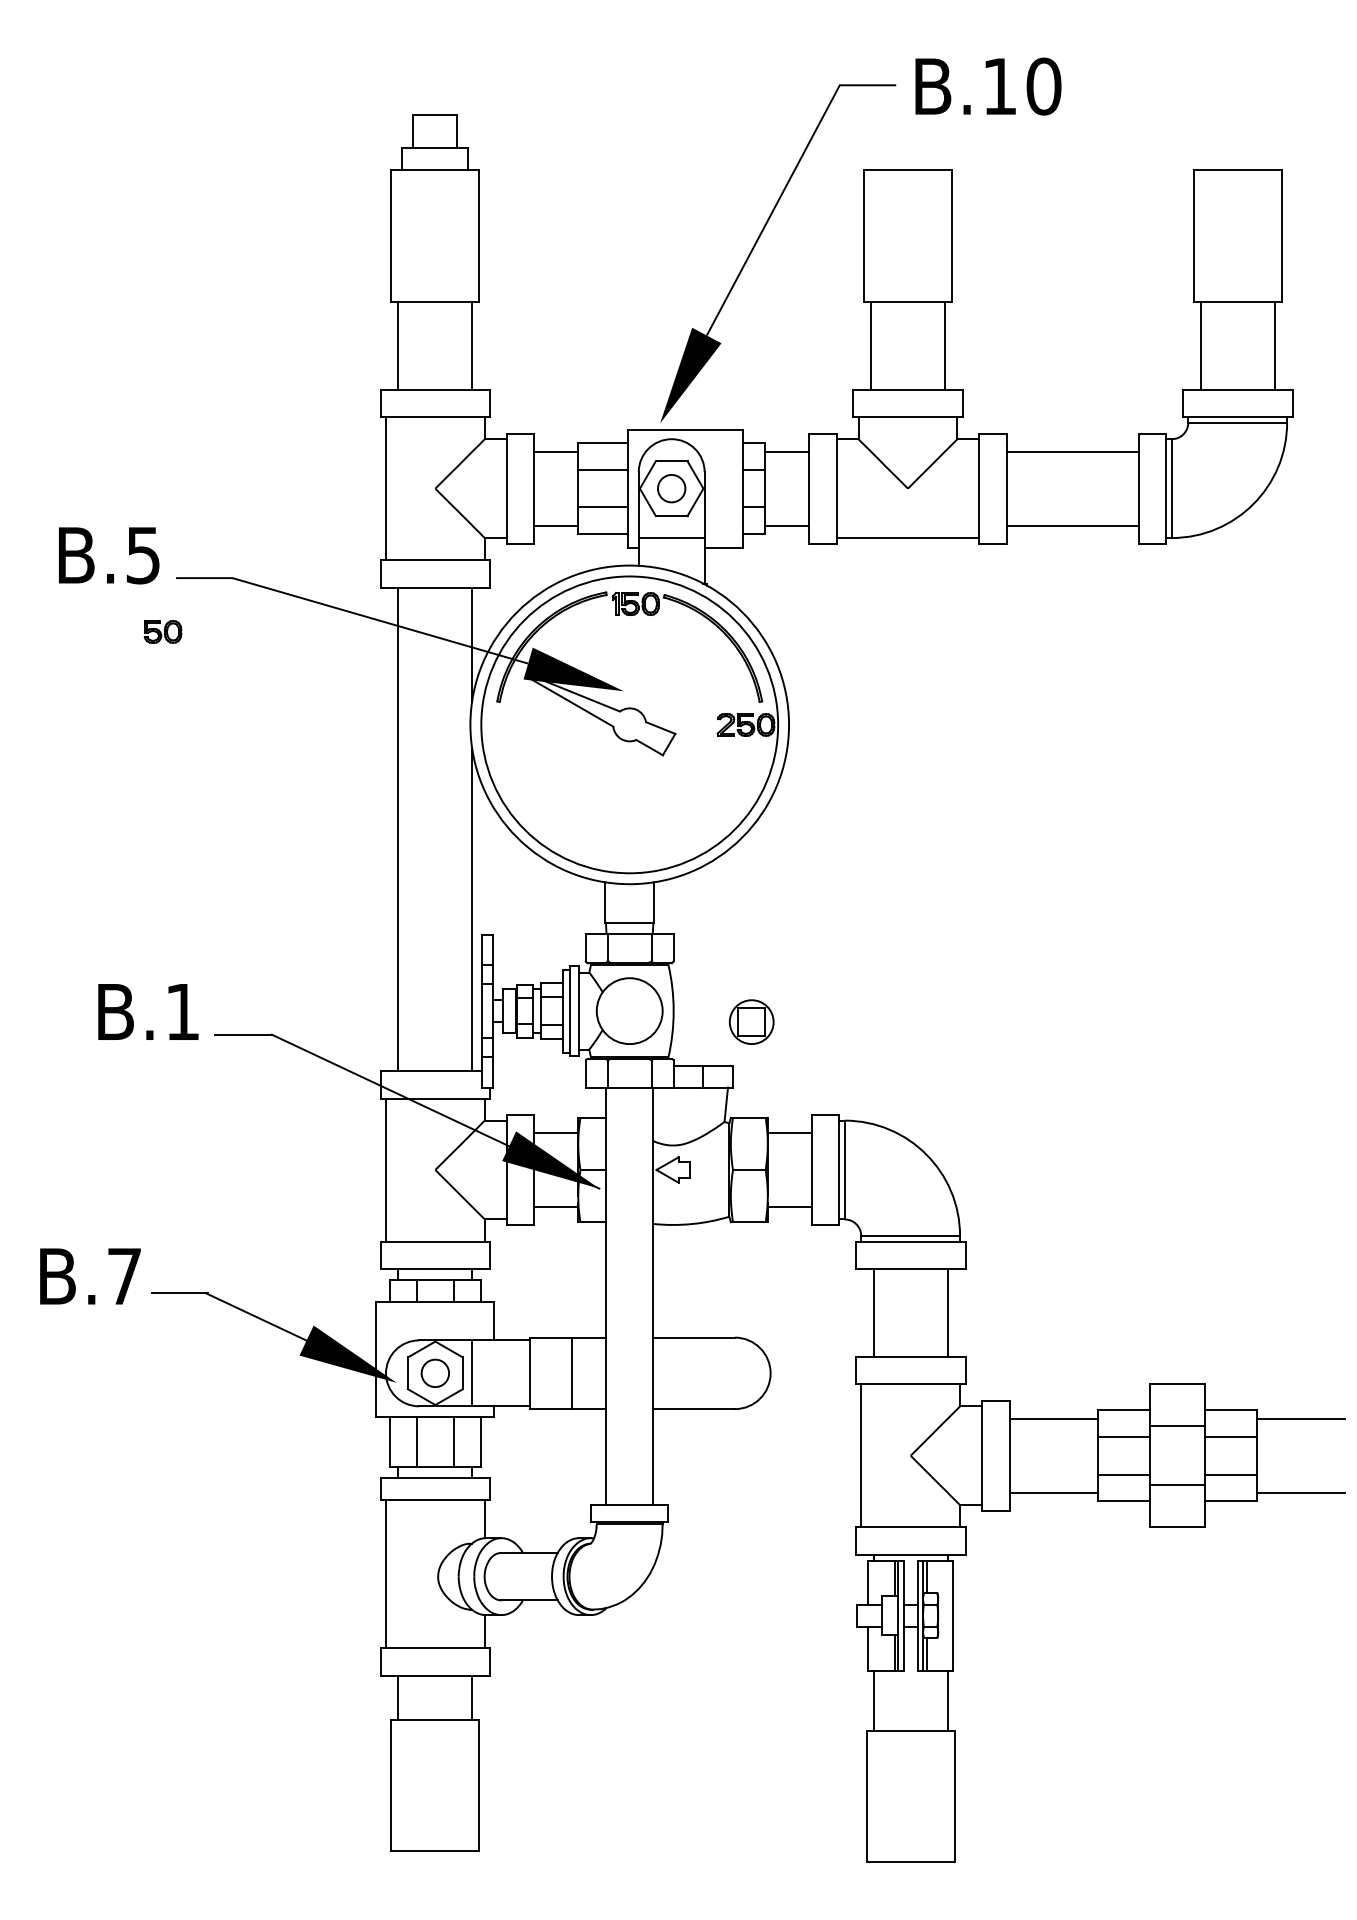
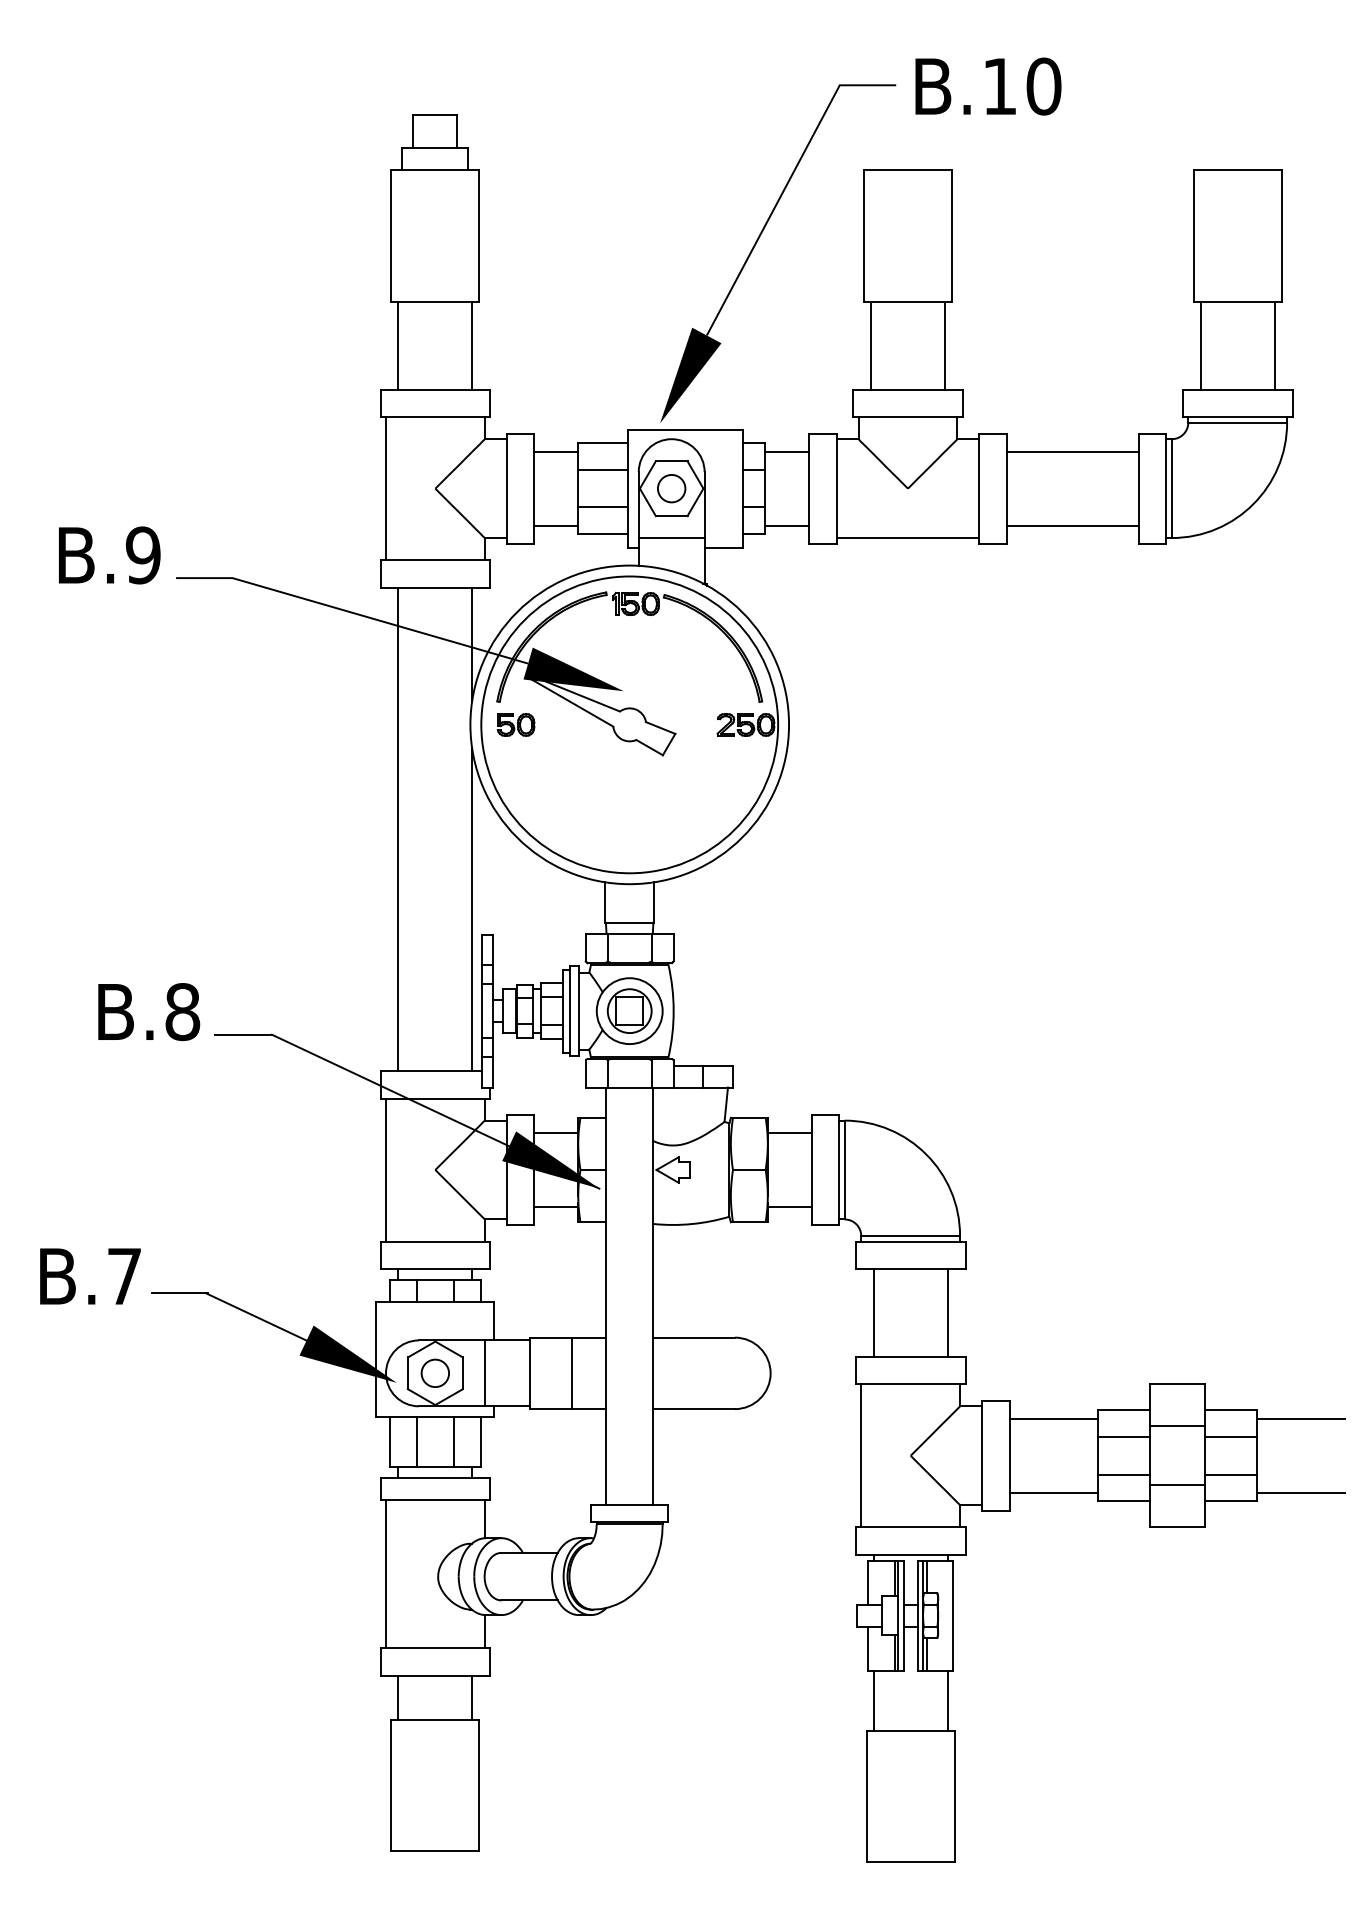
text: B.5 -> B.9 (142, 555)
part position: (163, 631) -> (516, 724) (516, 724)
text: B.1 -> B.8 (182, 1012)
part position: (751, 1021) -> (629, 1010) (629, 1010)
line position: (471, 1373) -> (484, 1373) (484, 1373)
